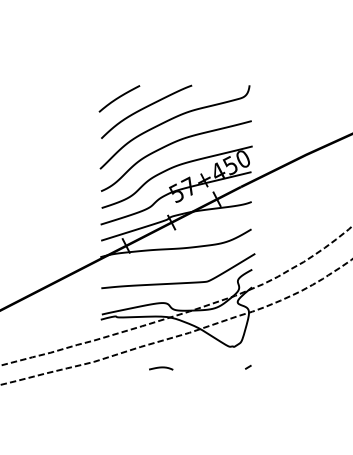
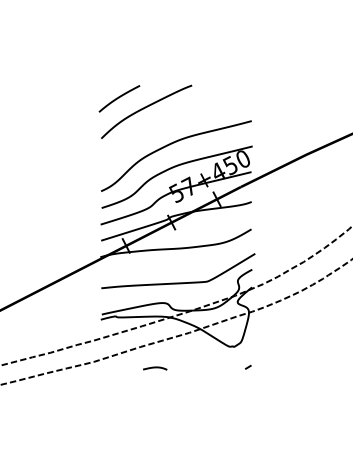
curve: present -> none (173, 119)
curve position: (161, 368) -> (155, 368) (155, 368)
